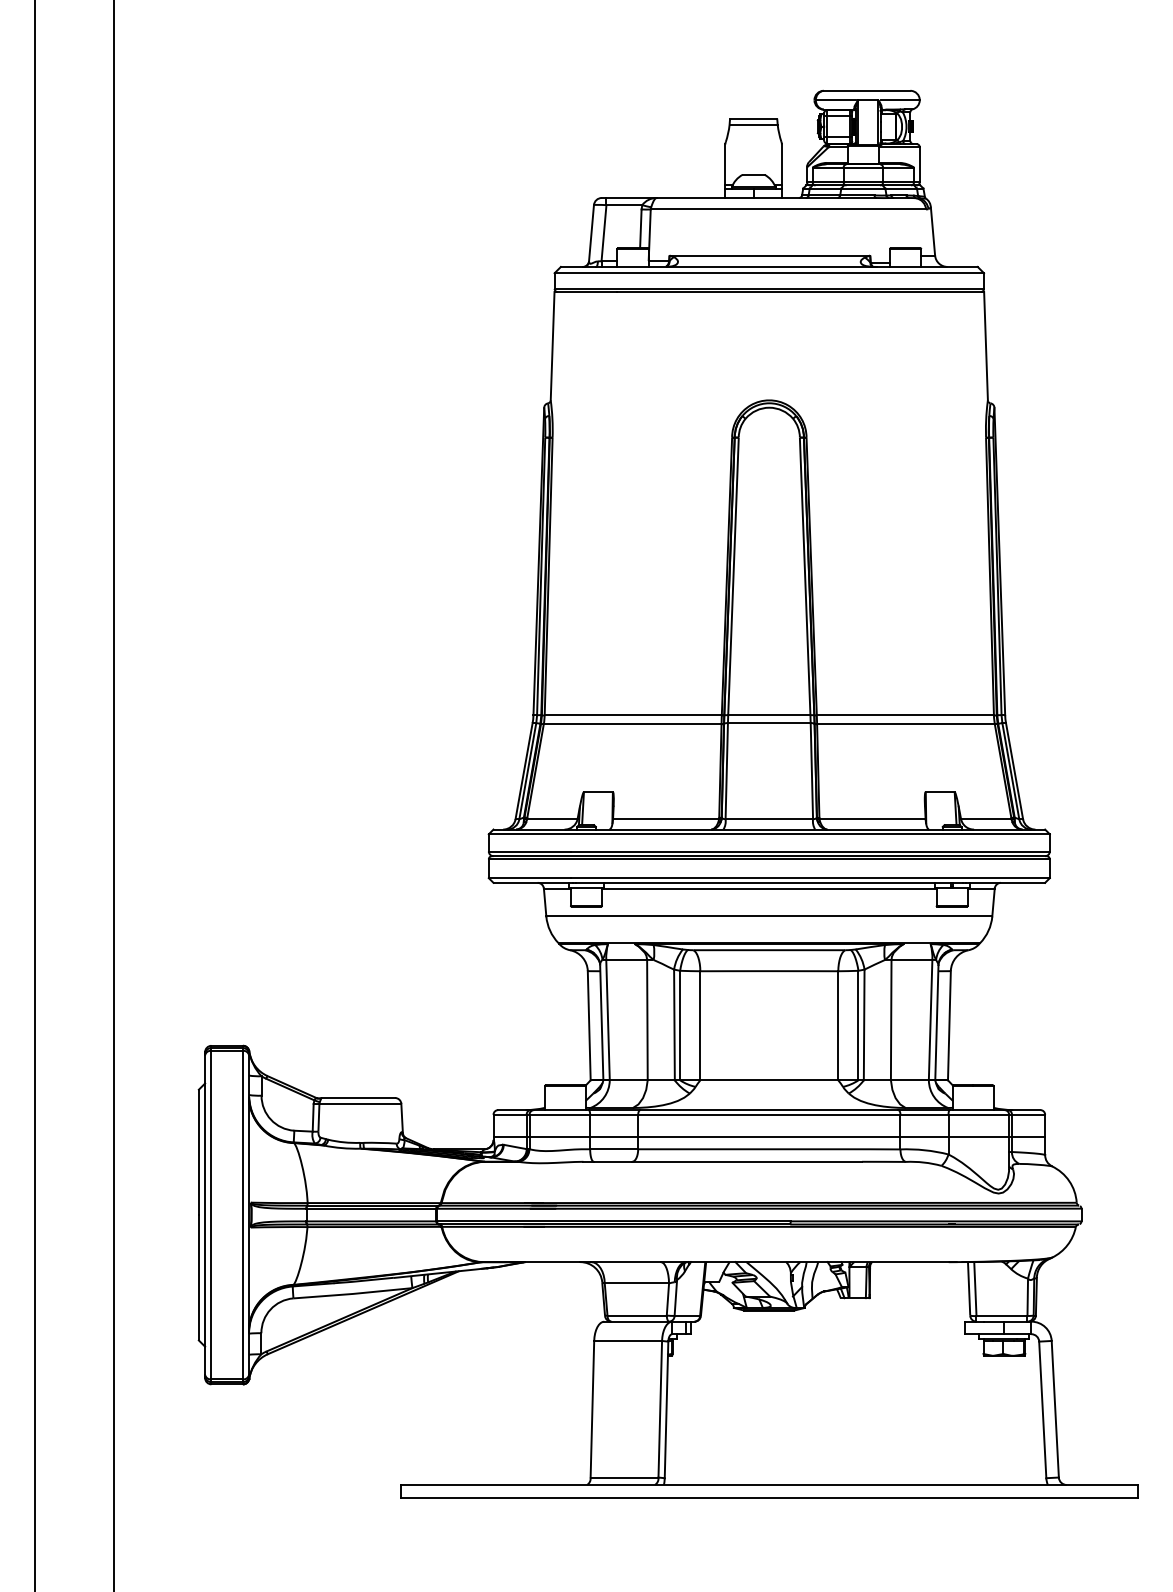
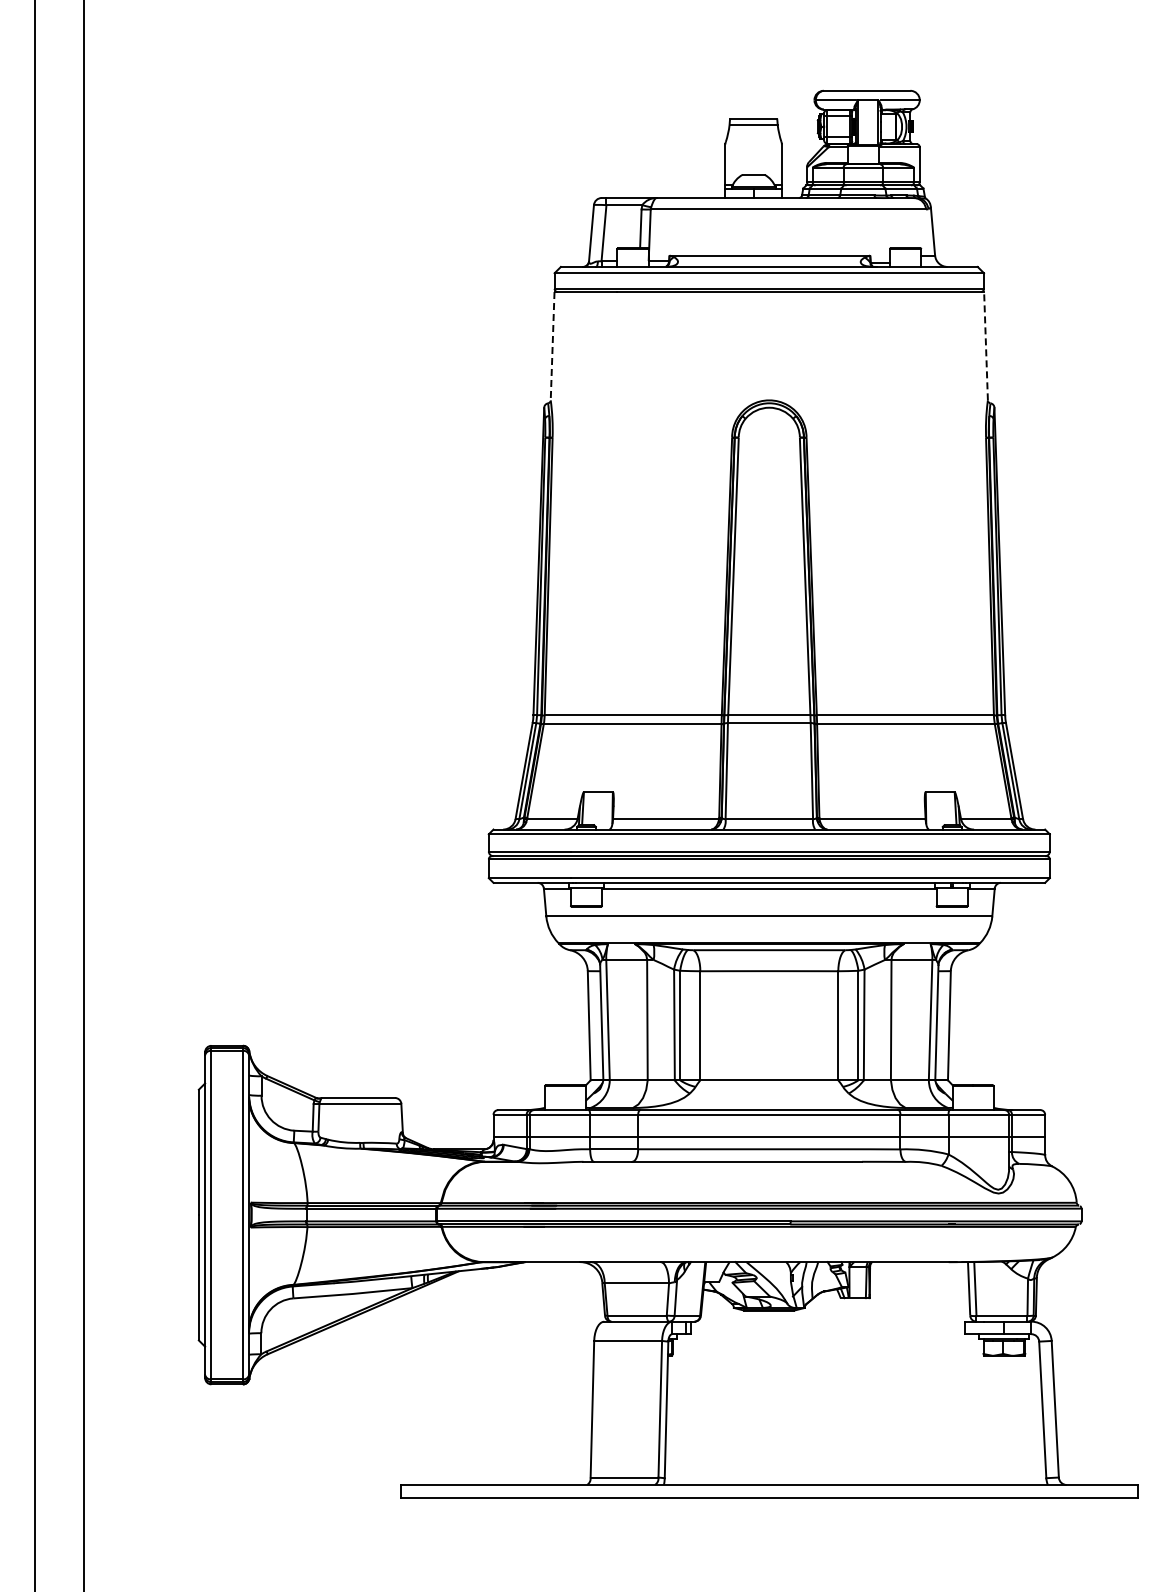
line: solid -> dashed (986, 345)
line: solid -> dashed (552, 346)
line position: (113, 795) -> (83, 795) (83, 795)
